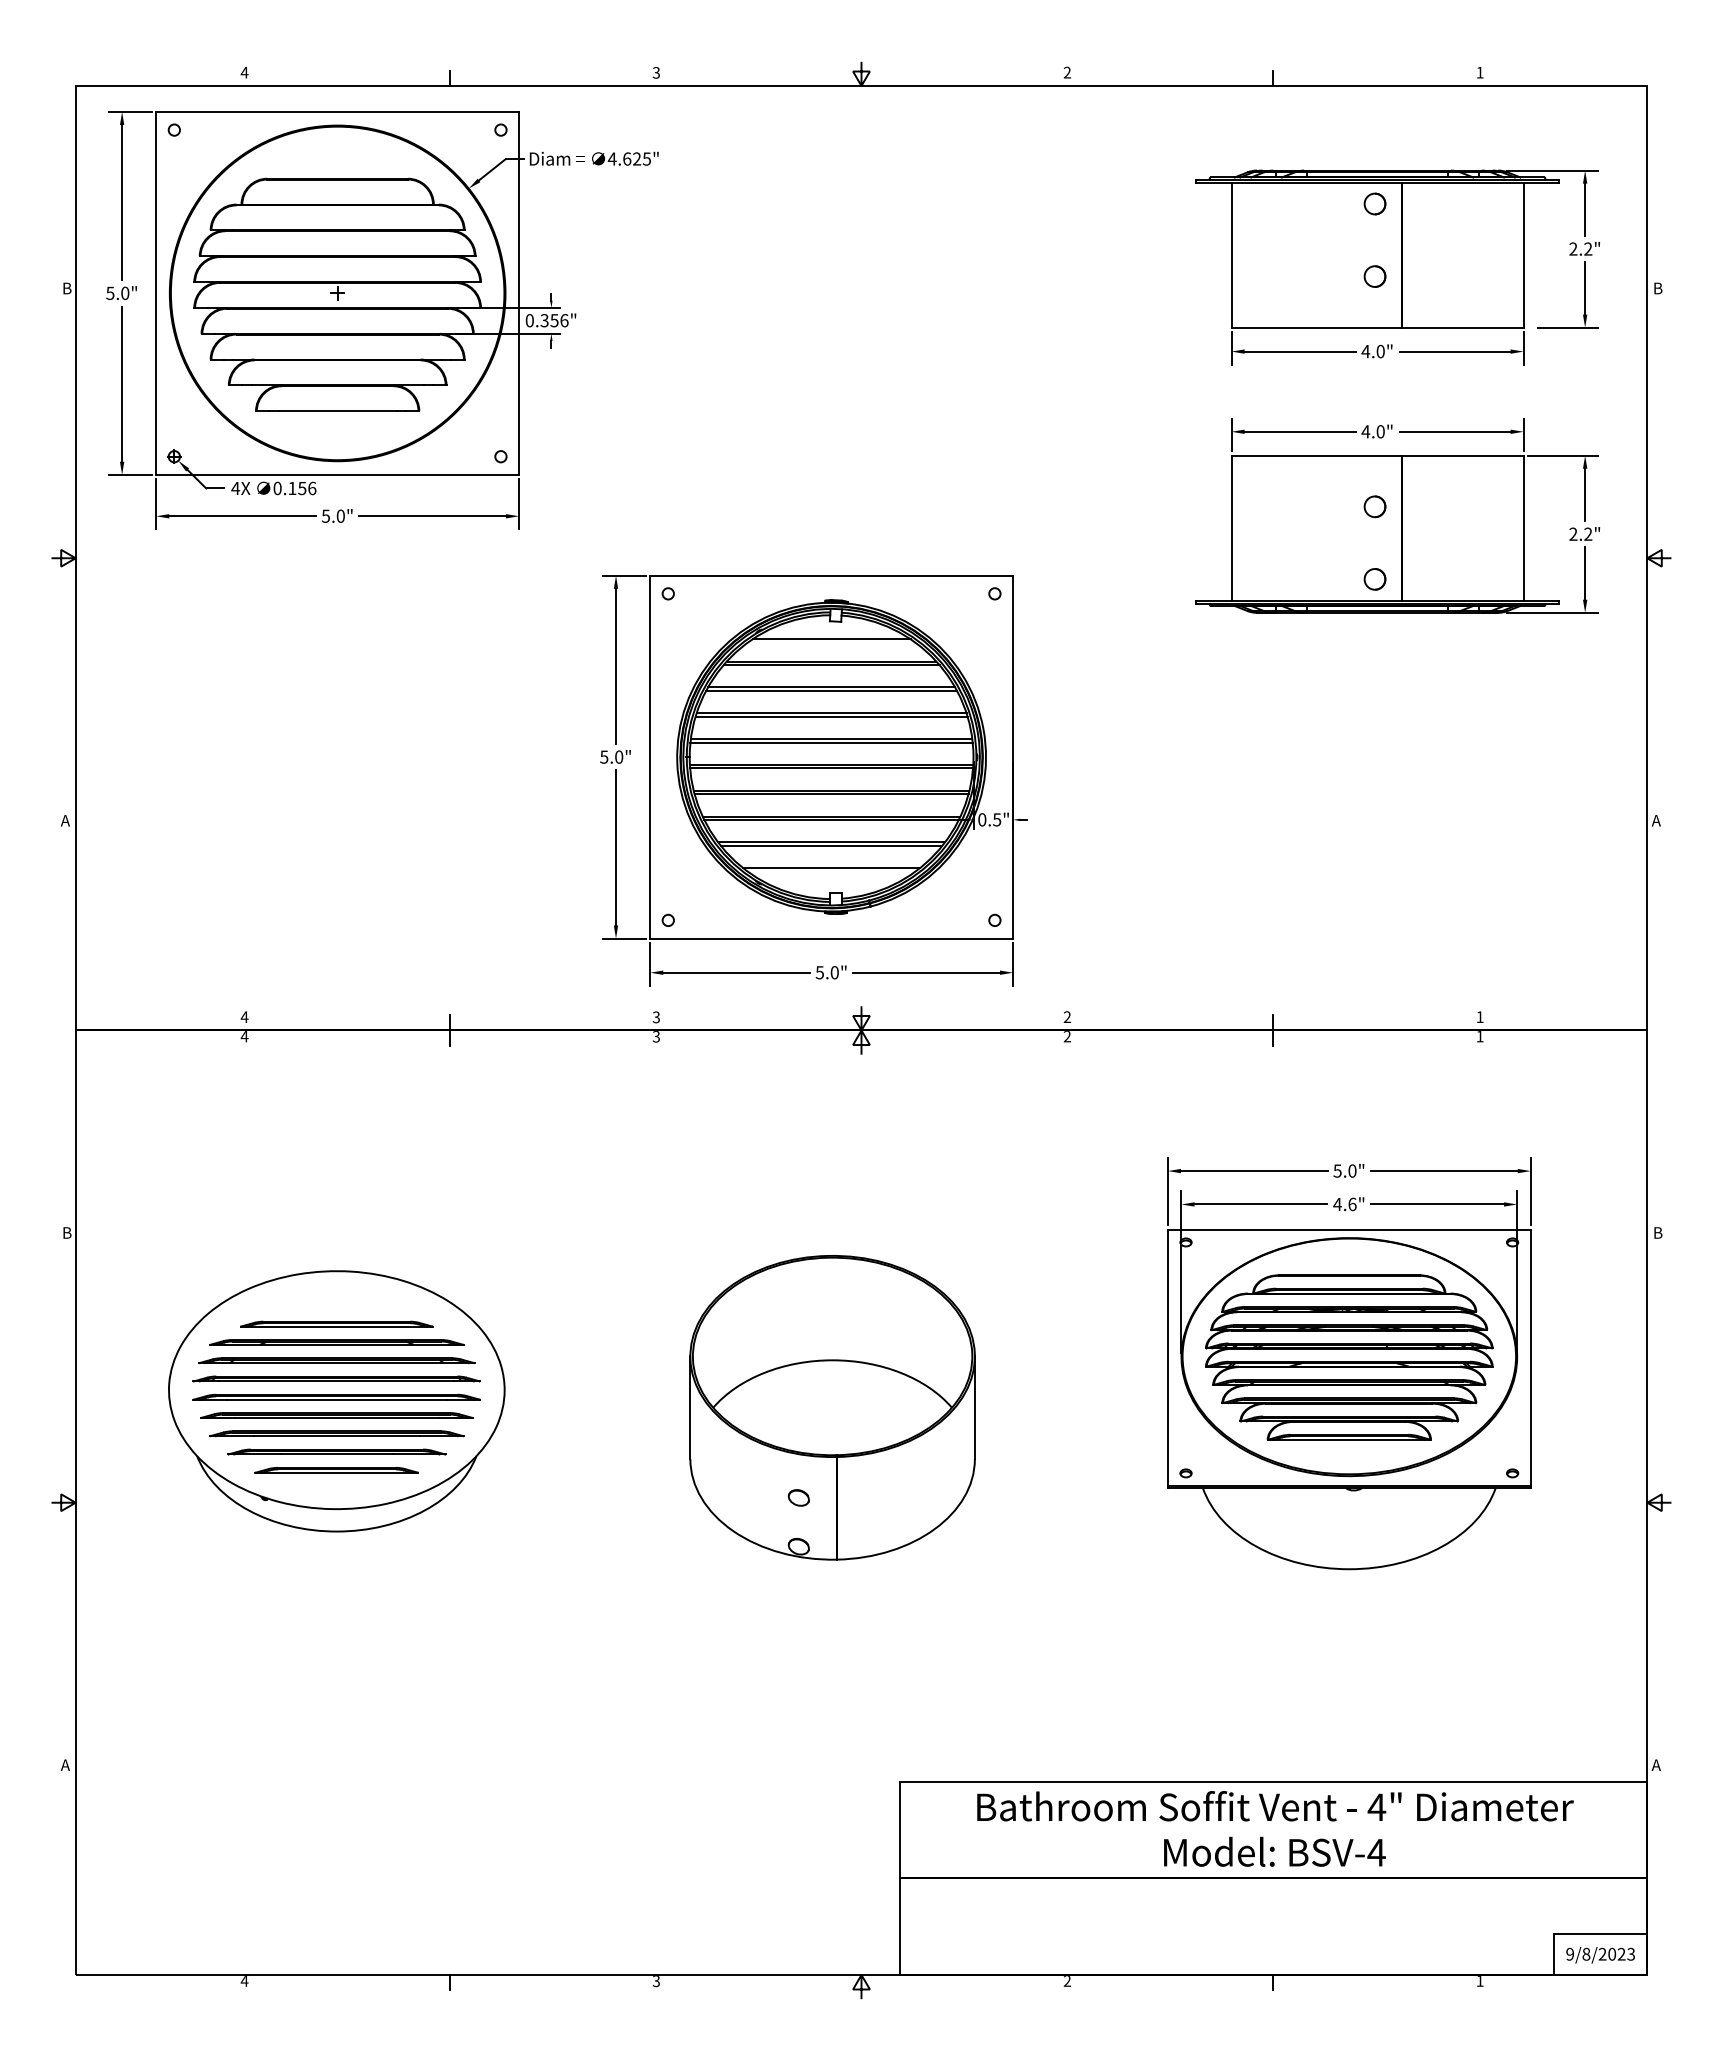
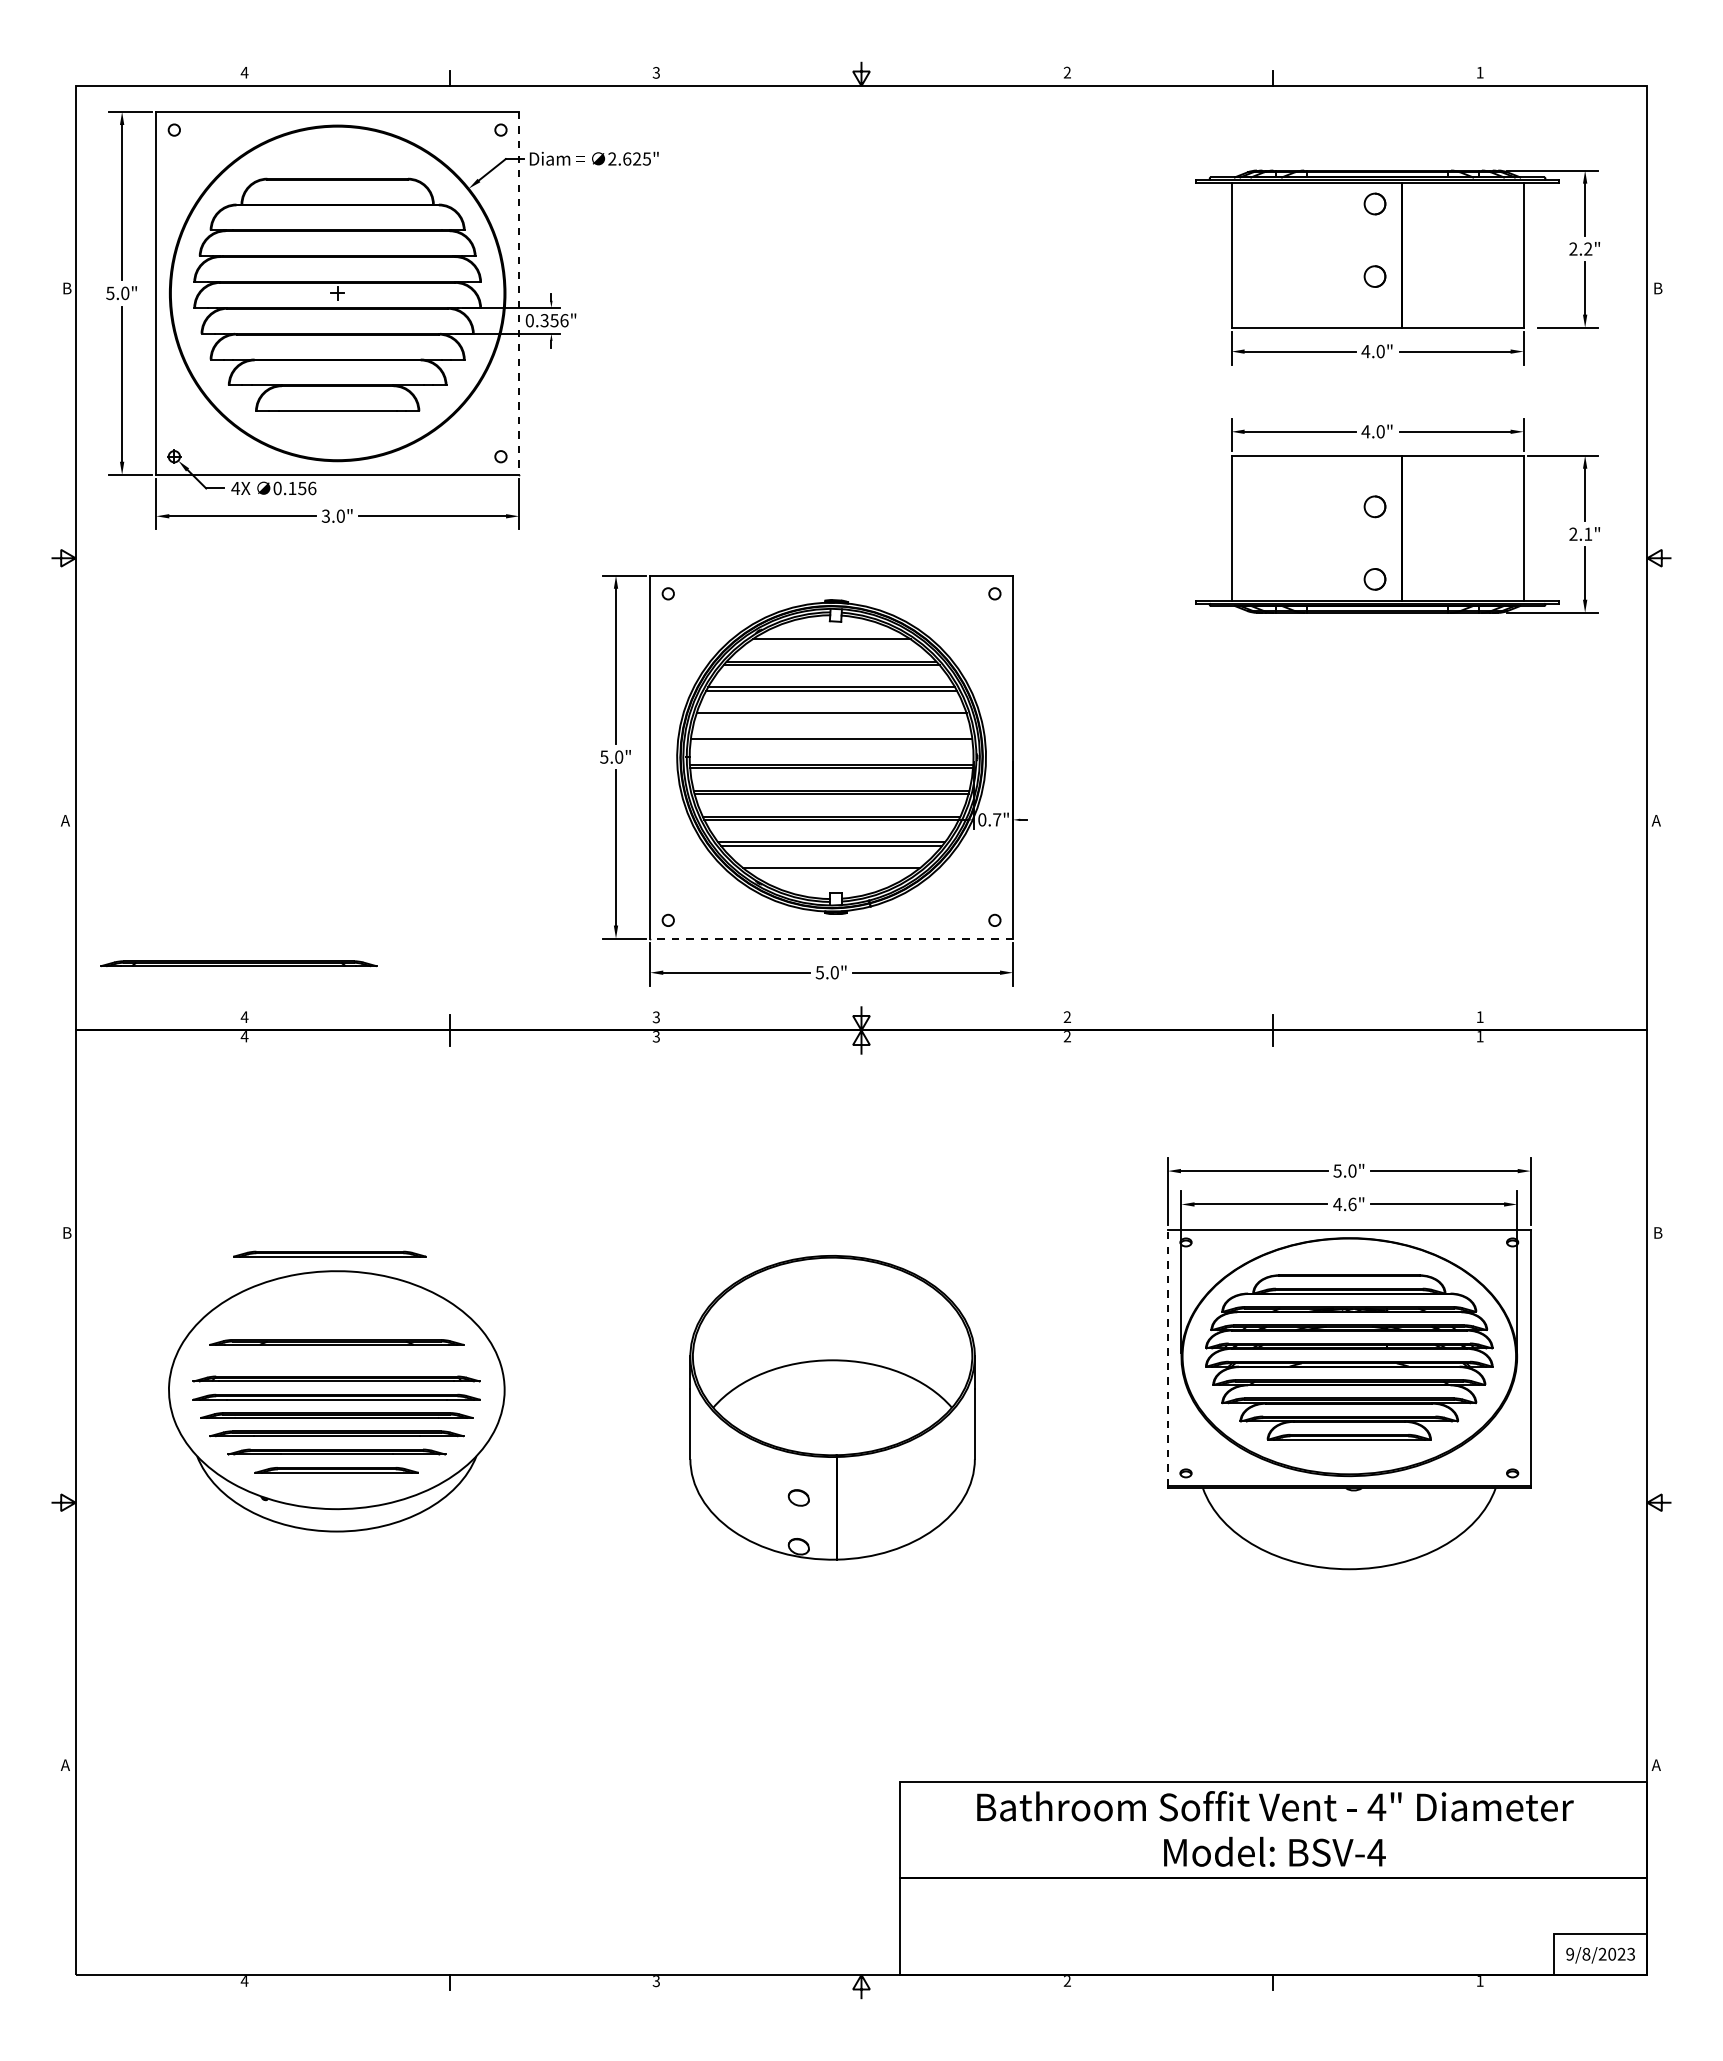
text: 4.625" -> 2.625" (611, 158)
line: solid -> dashed (519, 293)
text: 5.0" -> 3.0" (325, 515)
text: 2.2" -> 2.1" (1588, 533)
line: present -> none (831, 716)
line: present -> none (831, 742)
text: 0.5" -> 0.7" (997, 819)
line: solid -> dashed (831, 938)
part position: (336, 1323) -> (329, 1253) (329, 1253)
line: solid -> dashed (1167, 1357)
part position: (336, 1360) -> (238, 963) (238, 963)
